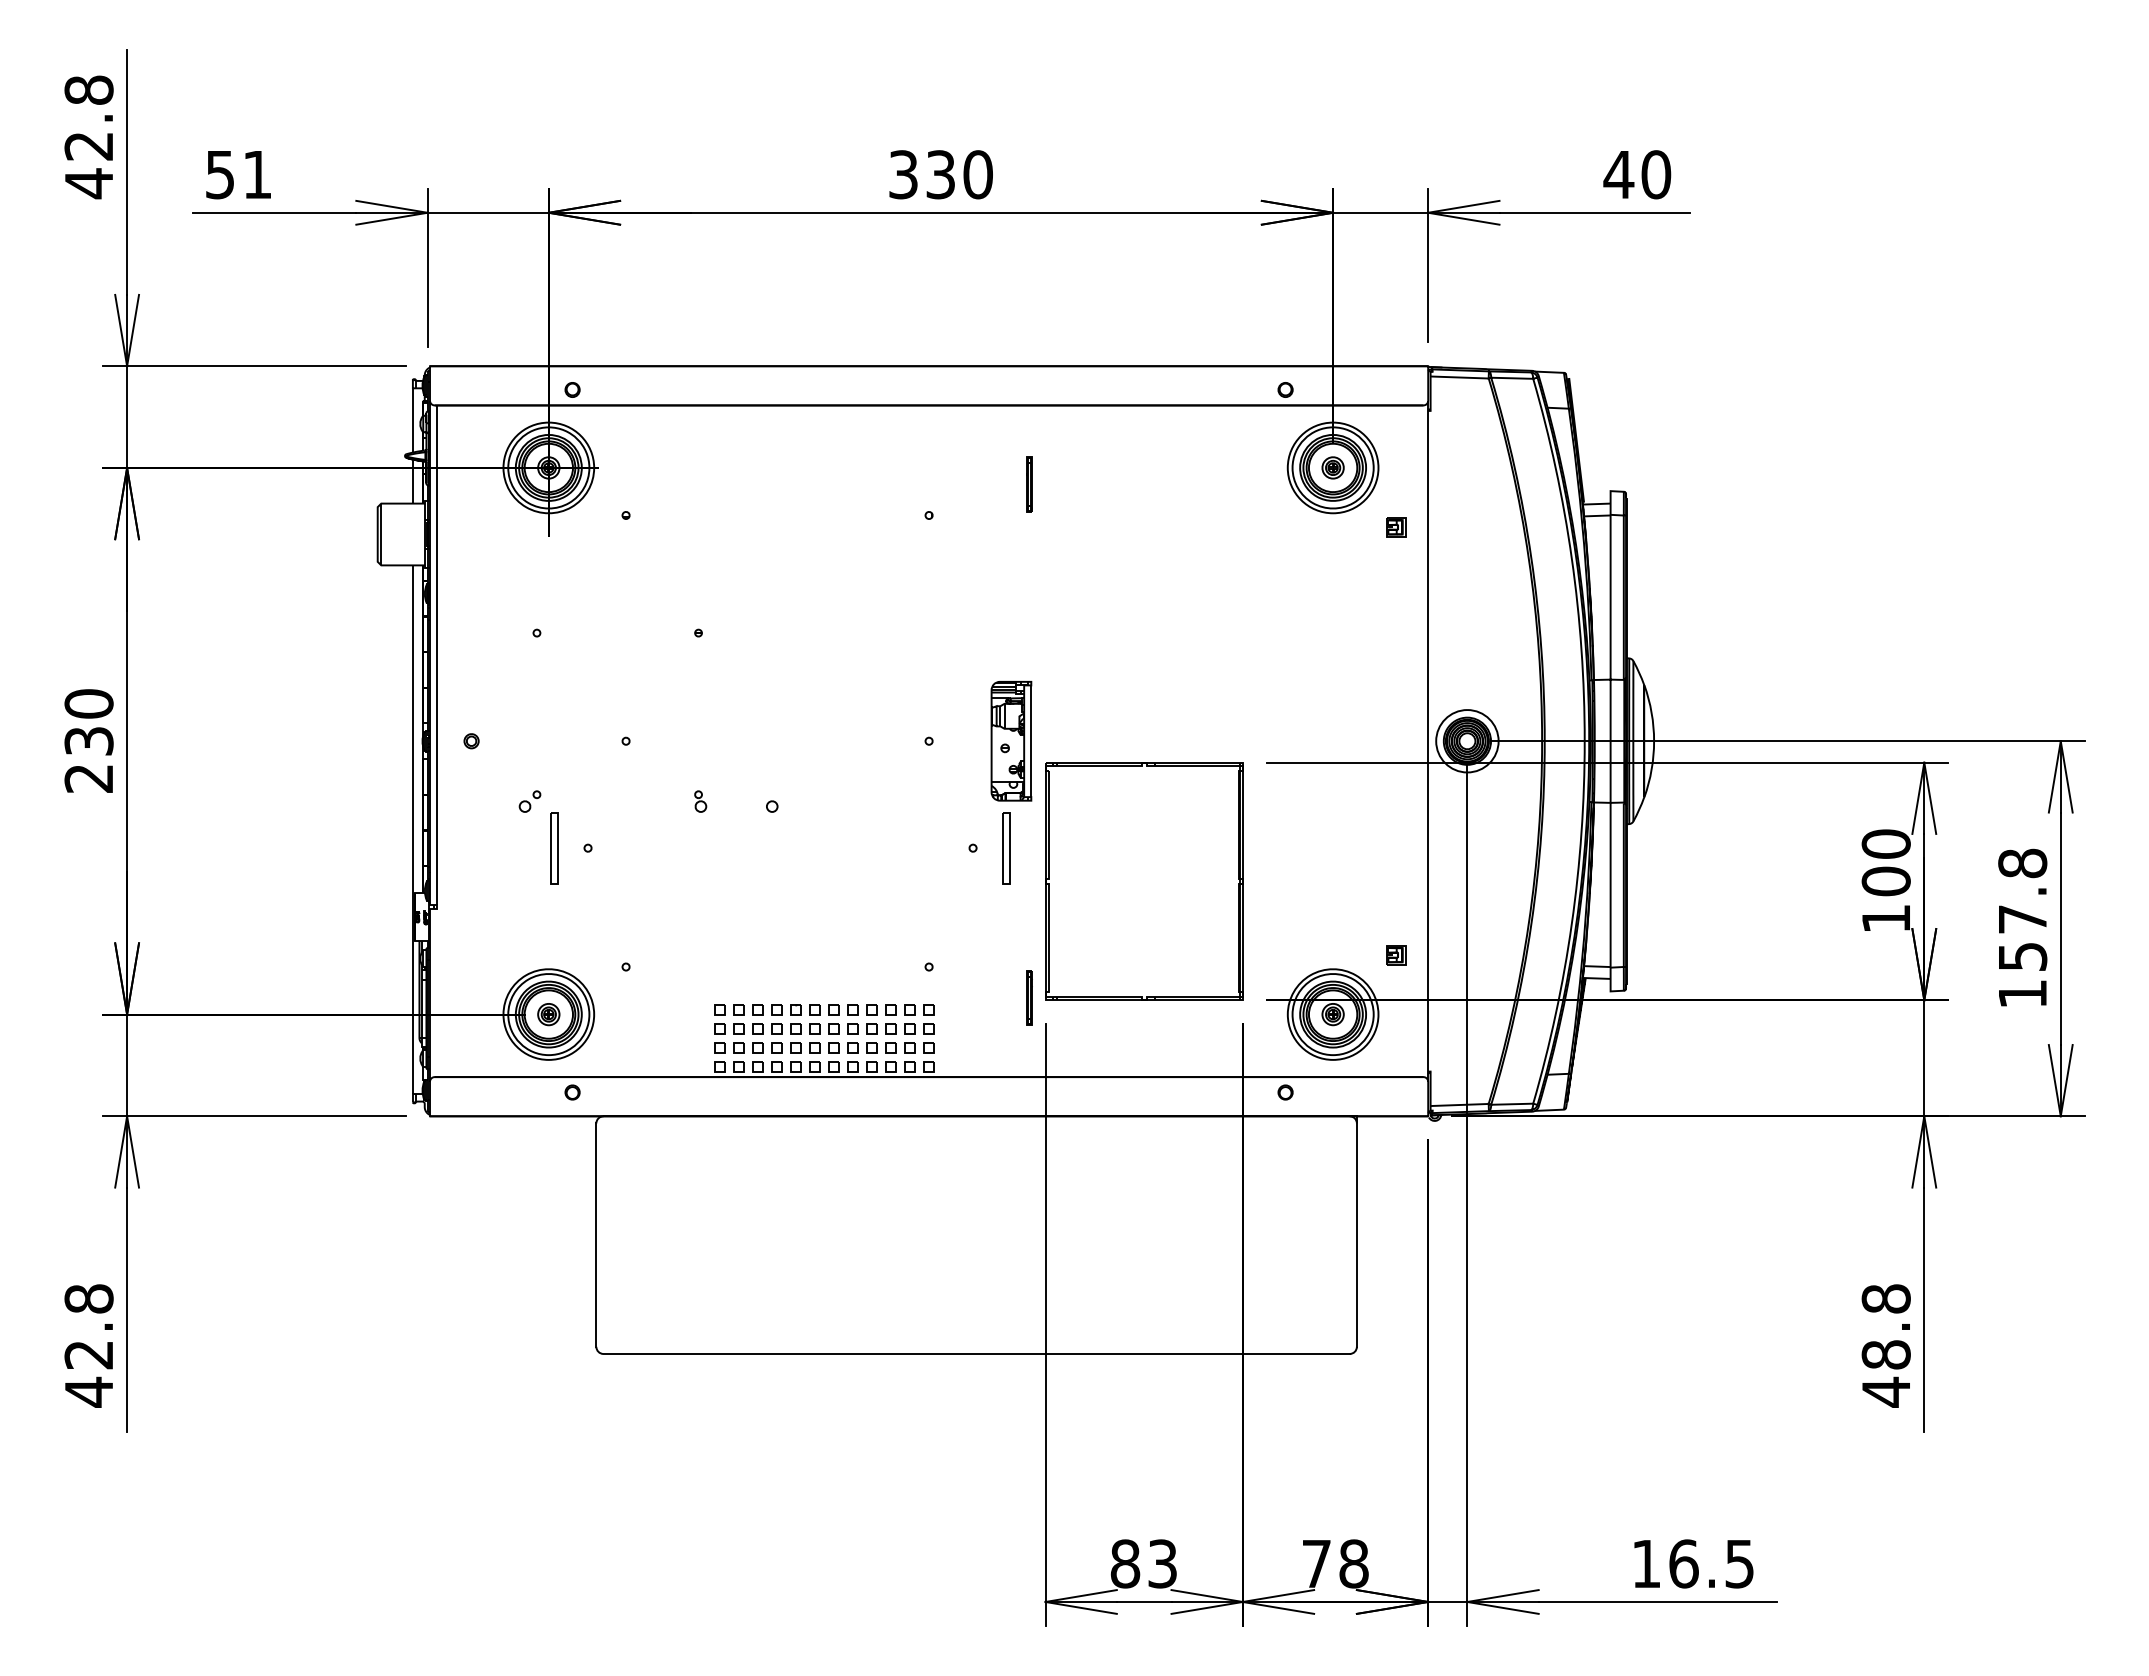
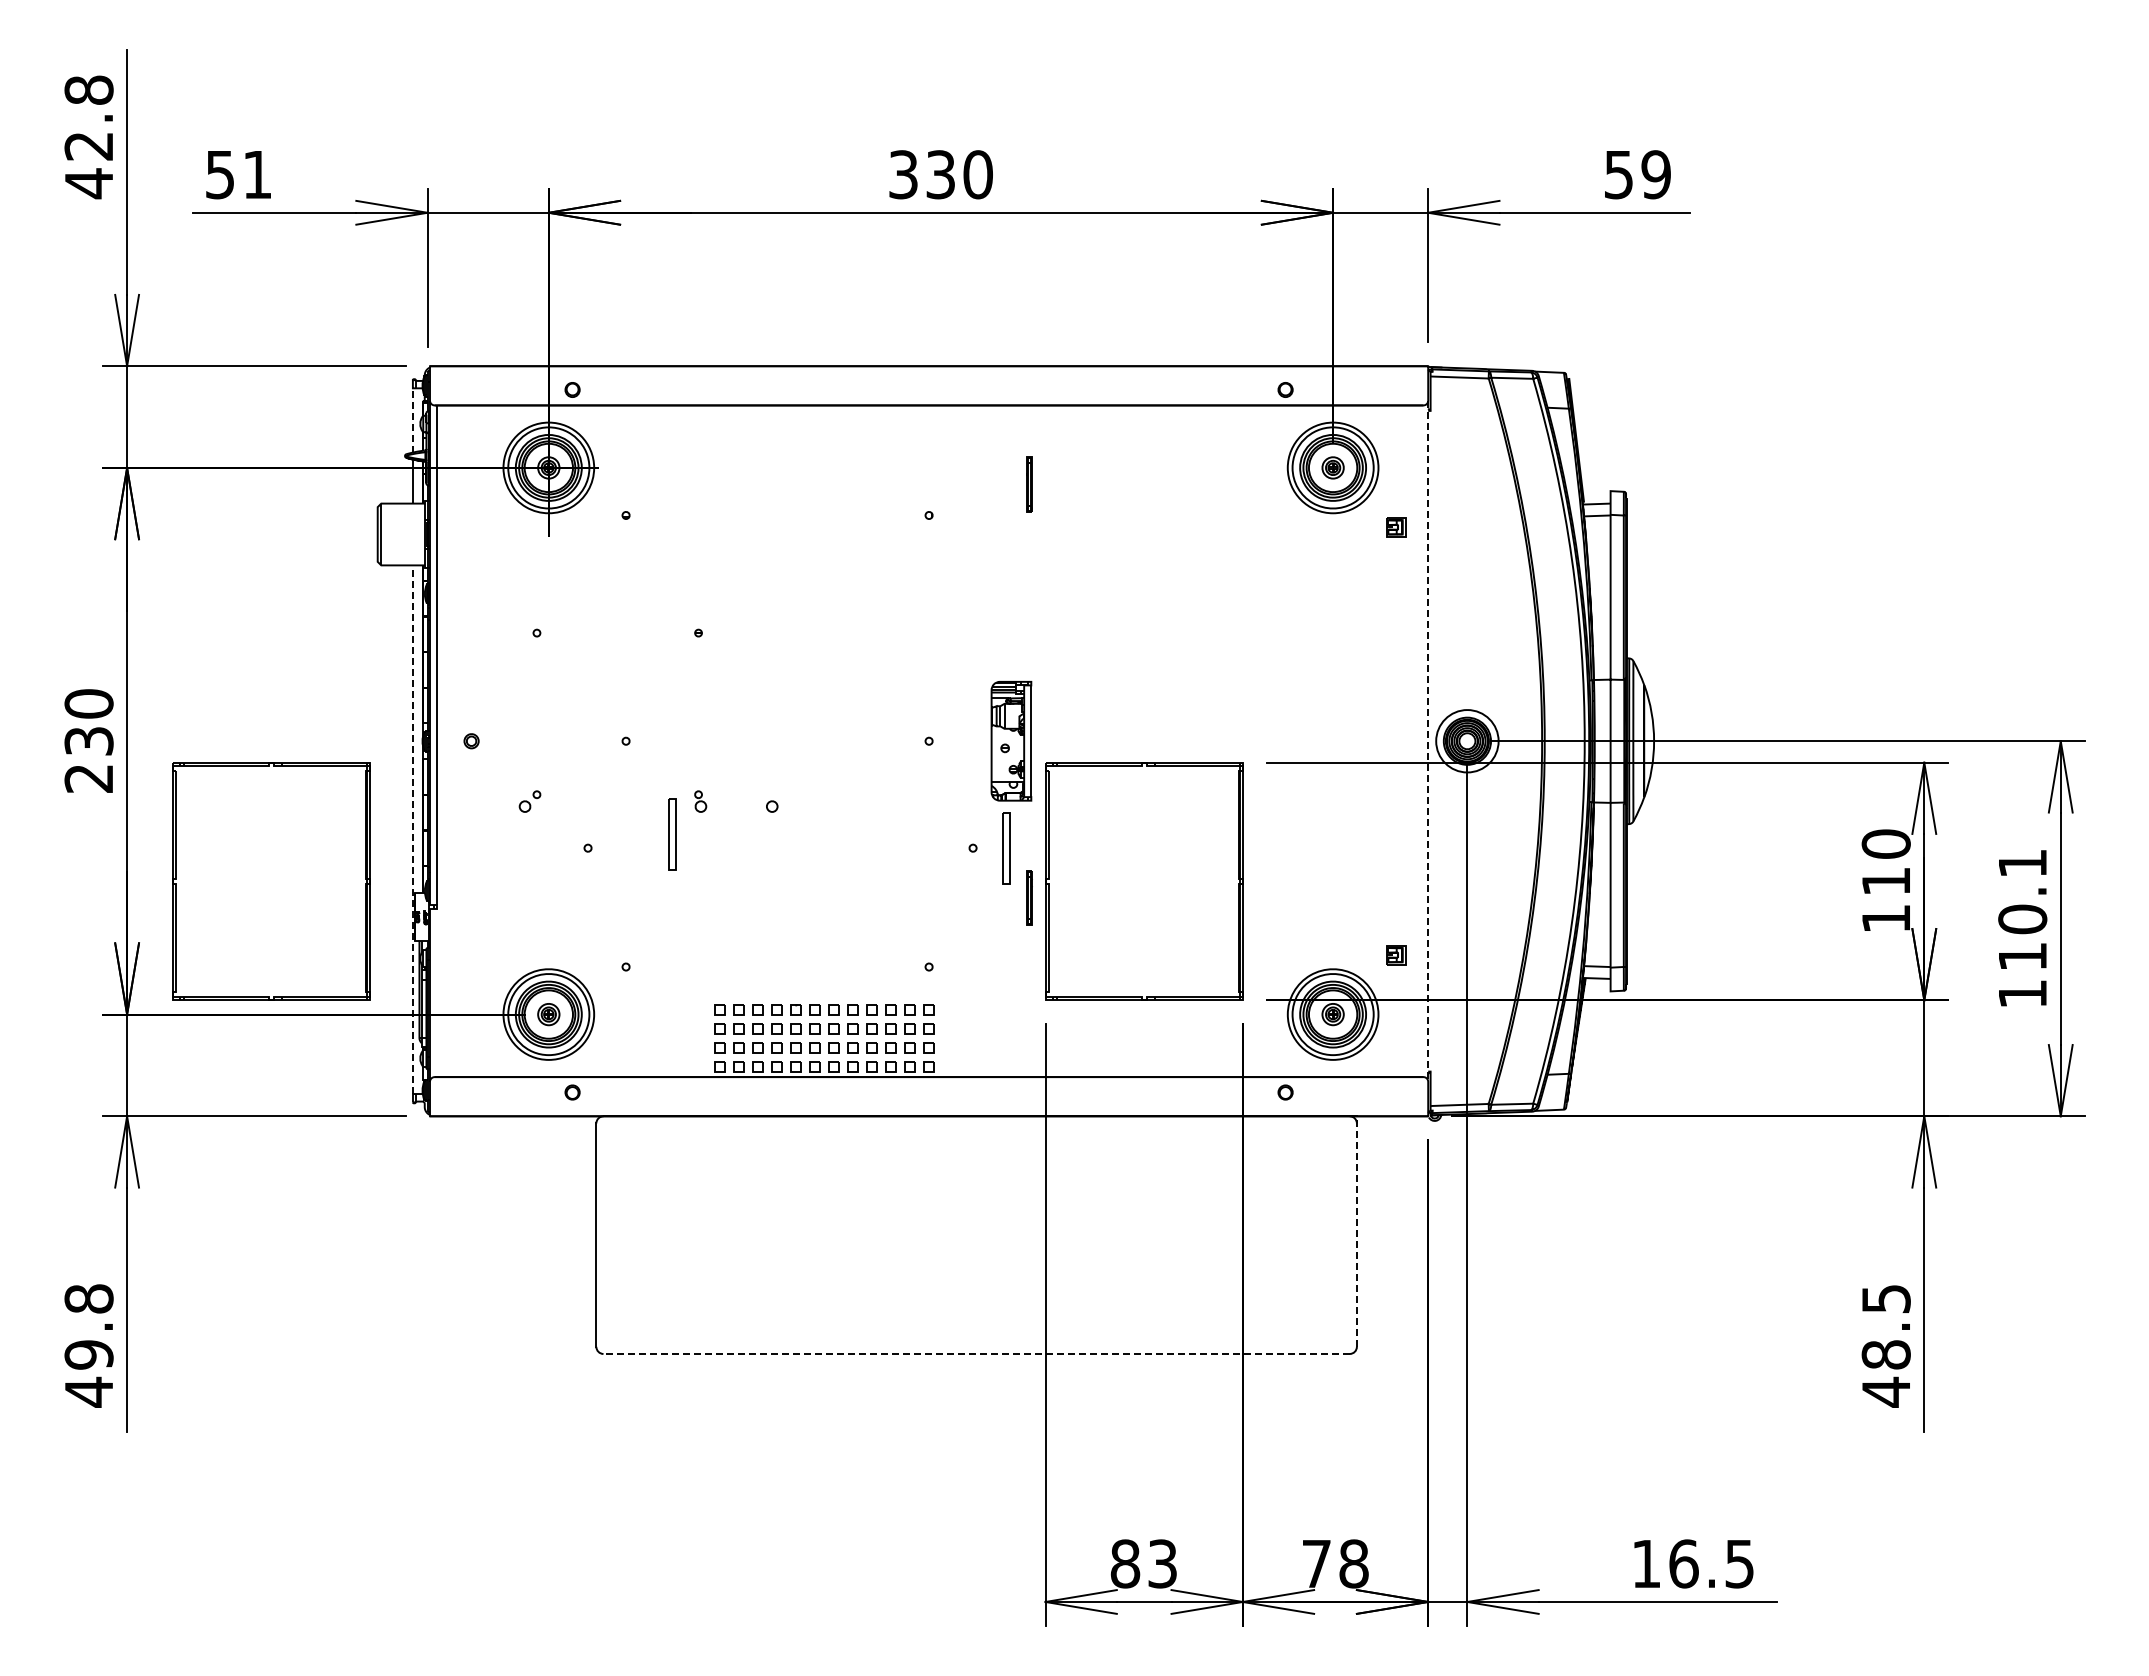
text: 40 -> 59 (1637, 174)
line: solid -> dashed (412, 419)
line: solid -> dashed (1428, 741)
line: solid -> dashed (412, 829)
part position: (554, 848) -> (672, 834) (672, 834)
part: none -> present (271, 881)
text: 100 -> 110 (1885, 881)
text: 157.8 -> 110.1 (2022, 909)
part position: (1029, 997) -> (1029, 897) (1029, 897)
line: solid -> dashed (1356, 1231)
text: 48.8 -> 48.5 (1885, 1298)
line: solid -> dashed (976, 1353)
text: 42.8 -> 49.8 (88, 1354)
